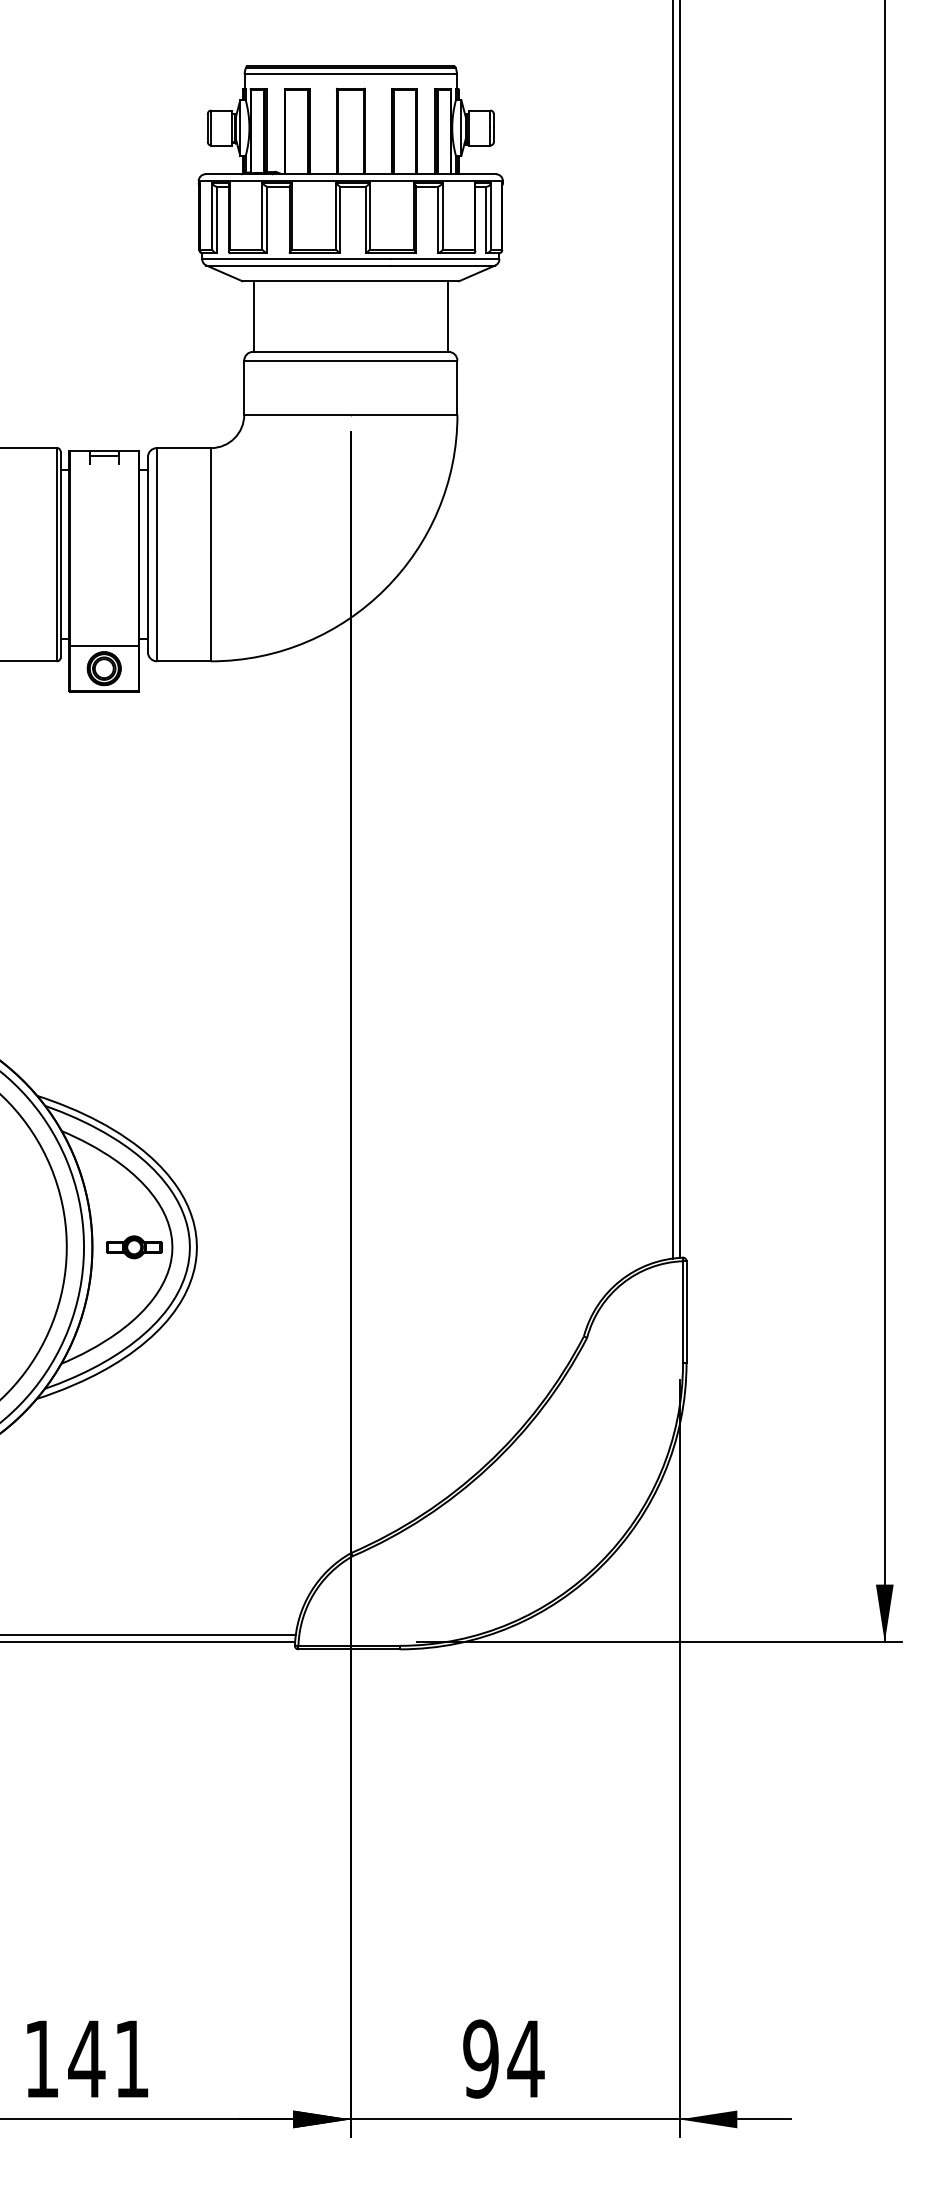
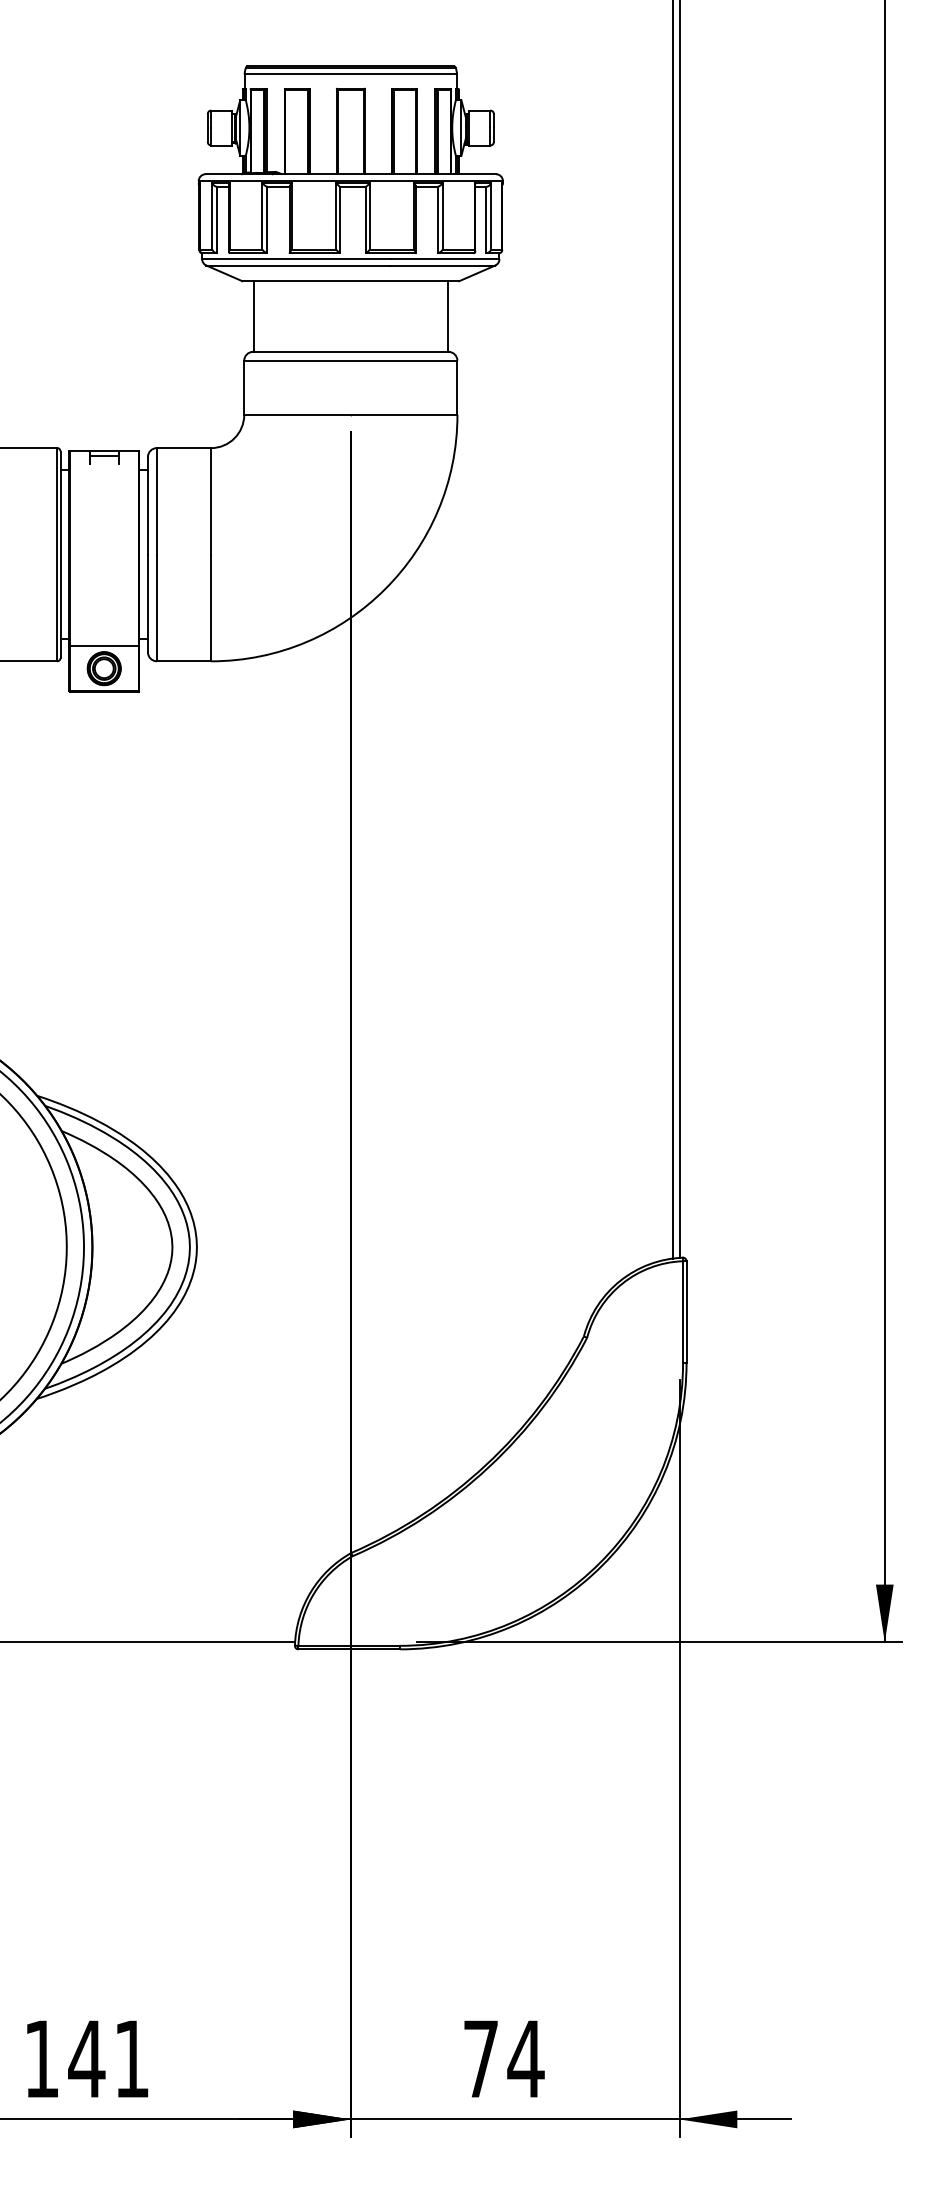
part: present -> none (133, 1247)
line: present -> none (148, 1635)
text: 94 -> 74 (480, 2058)
